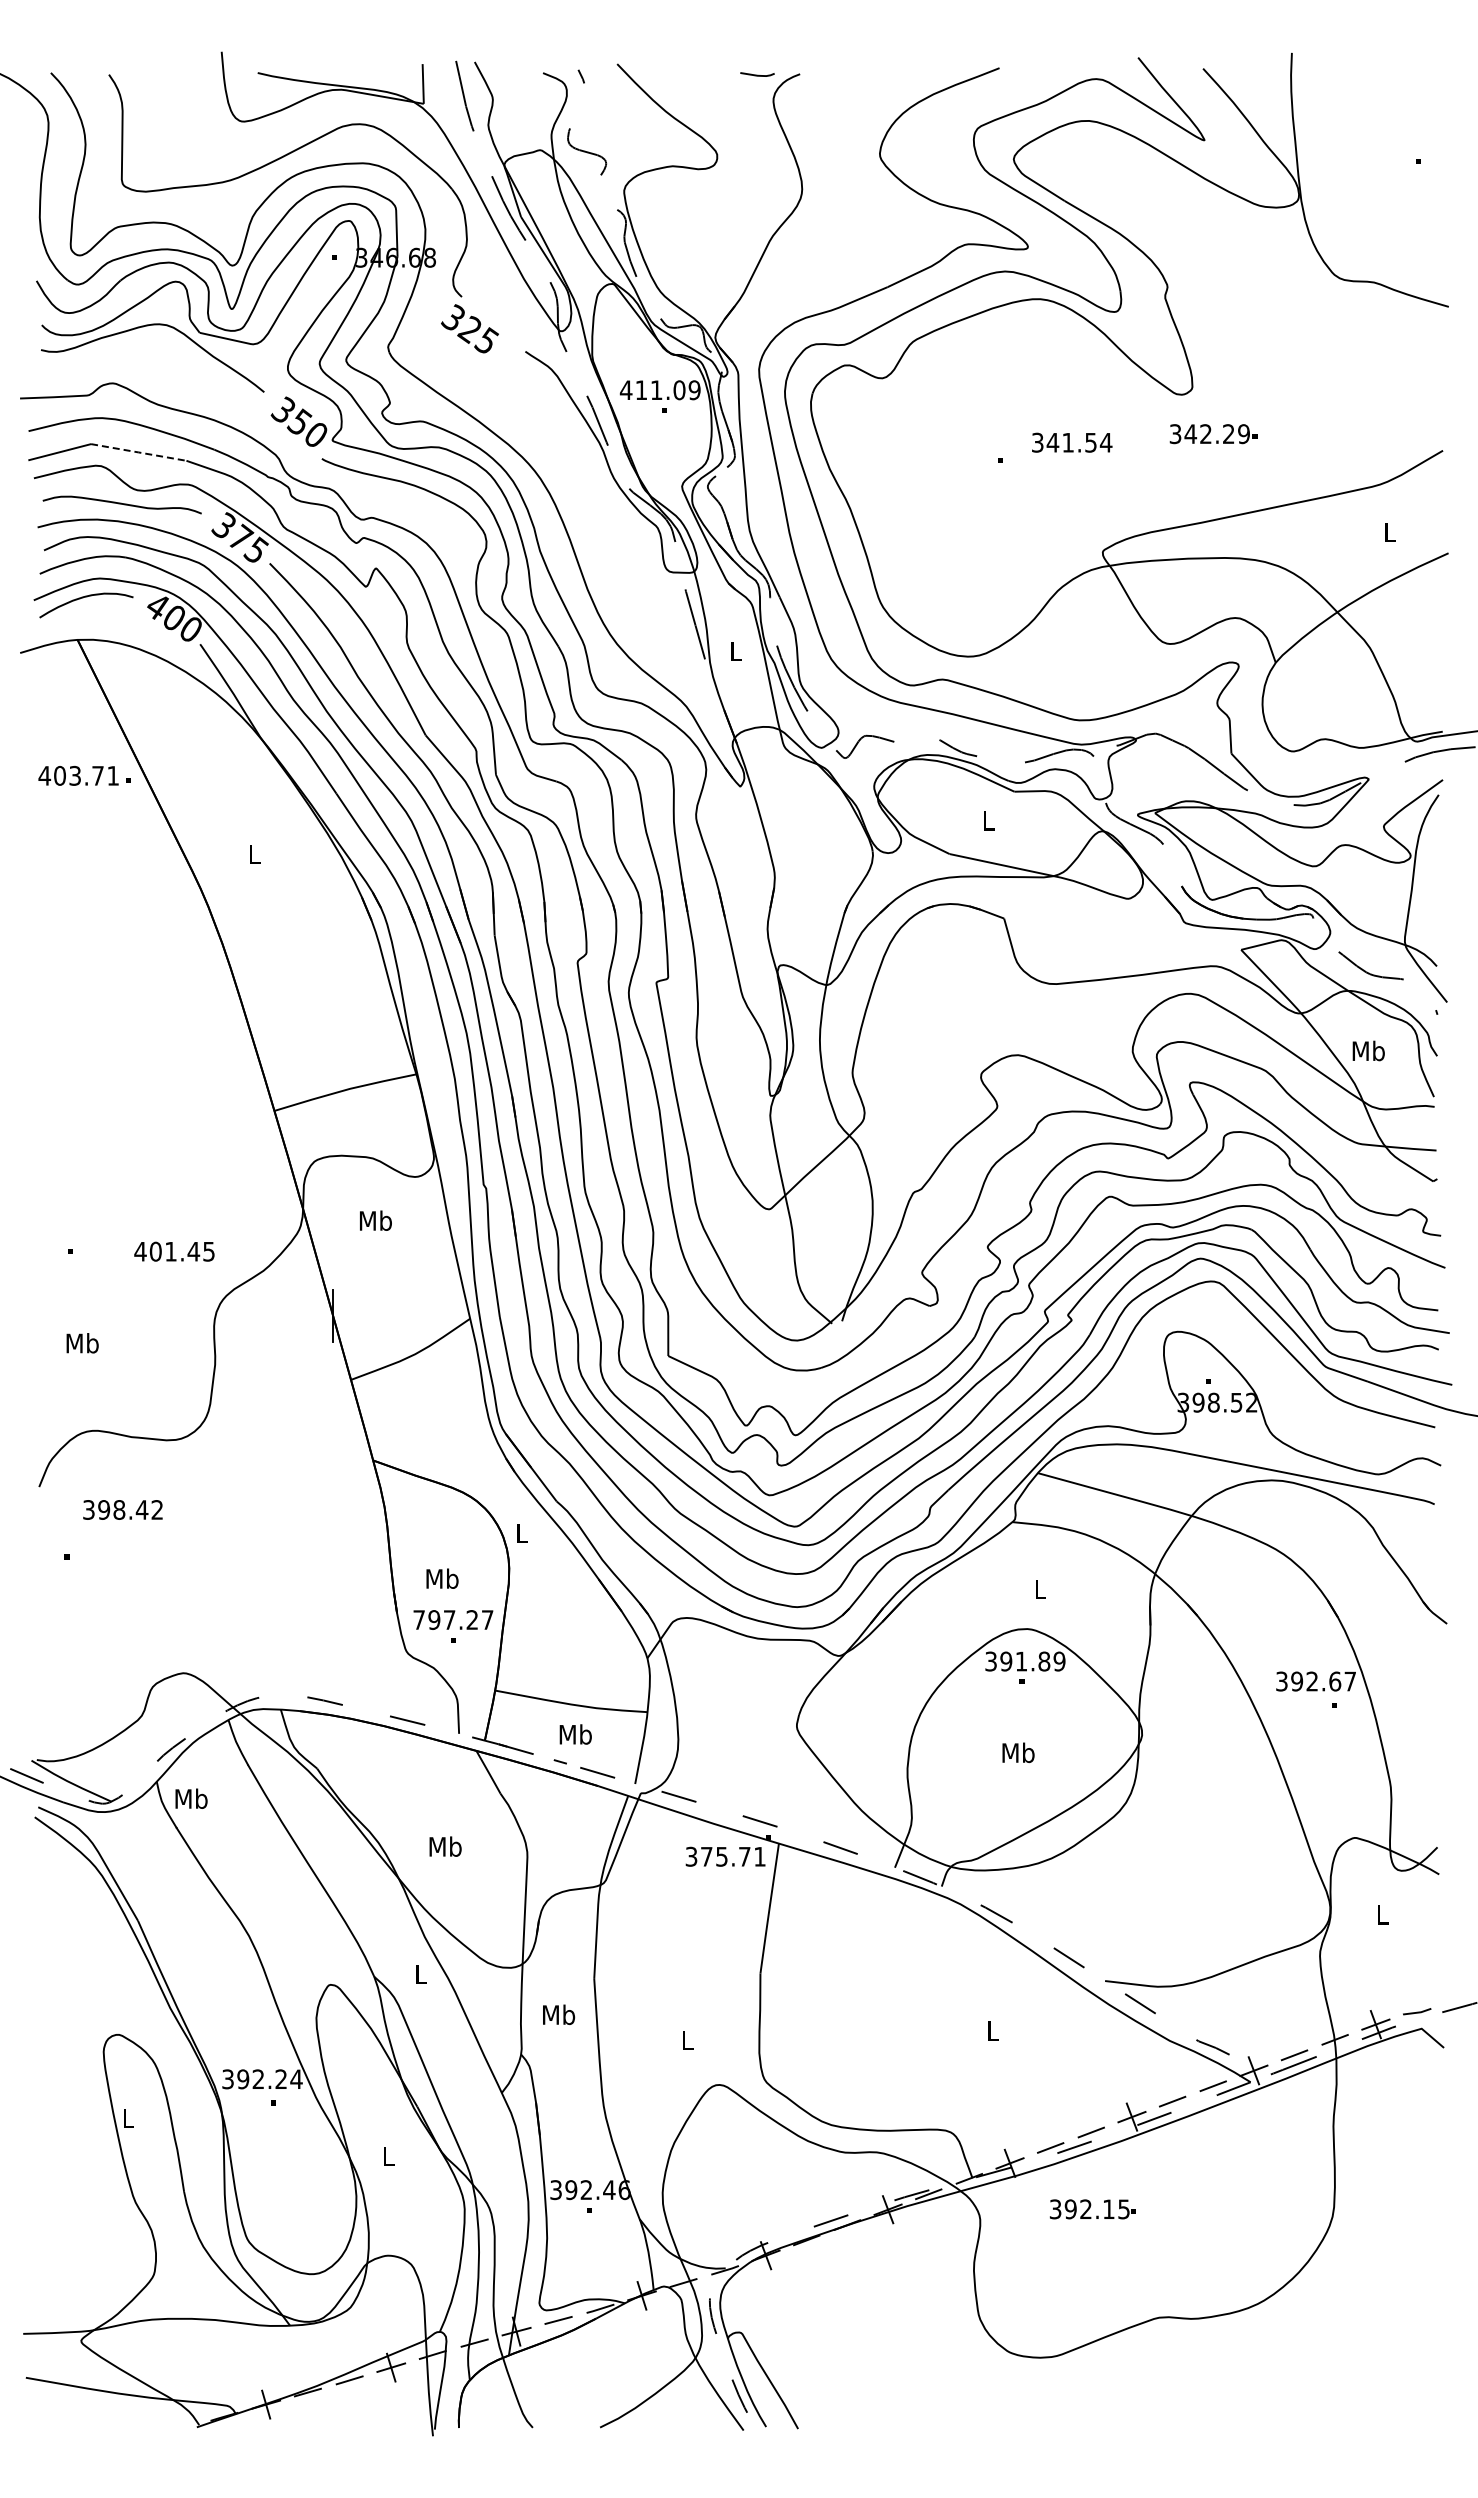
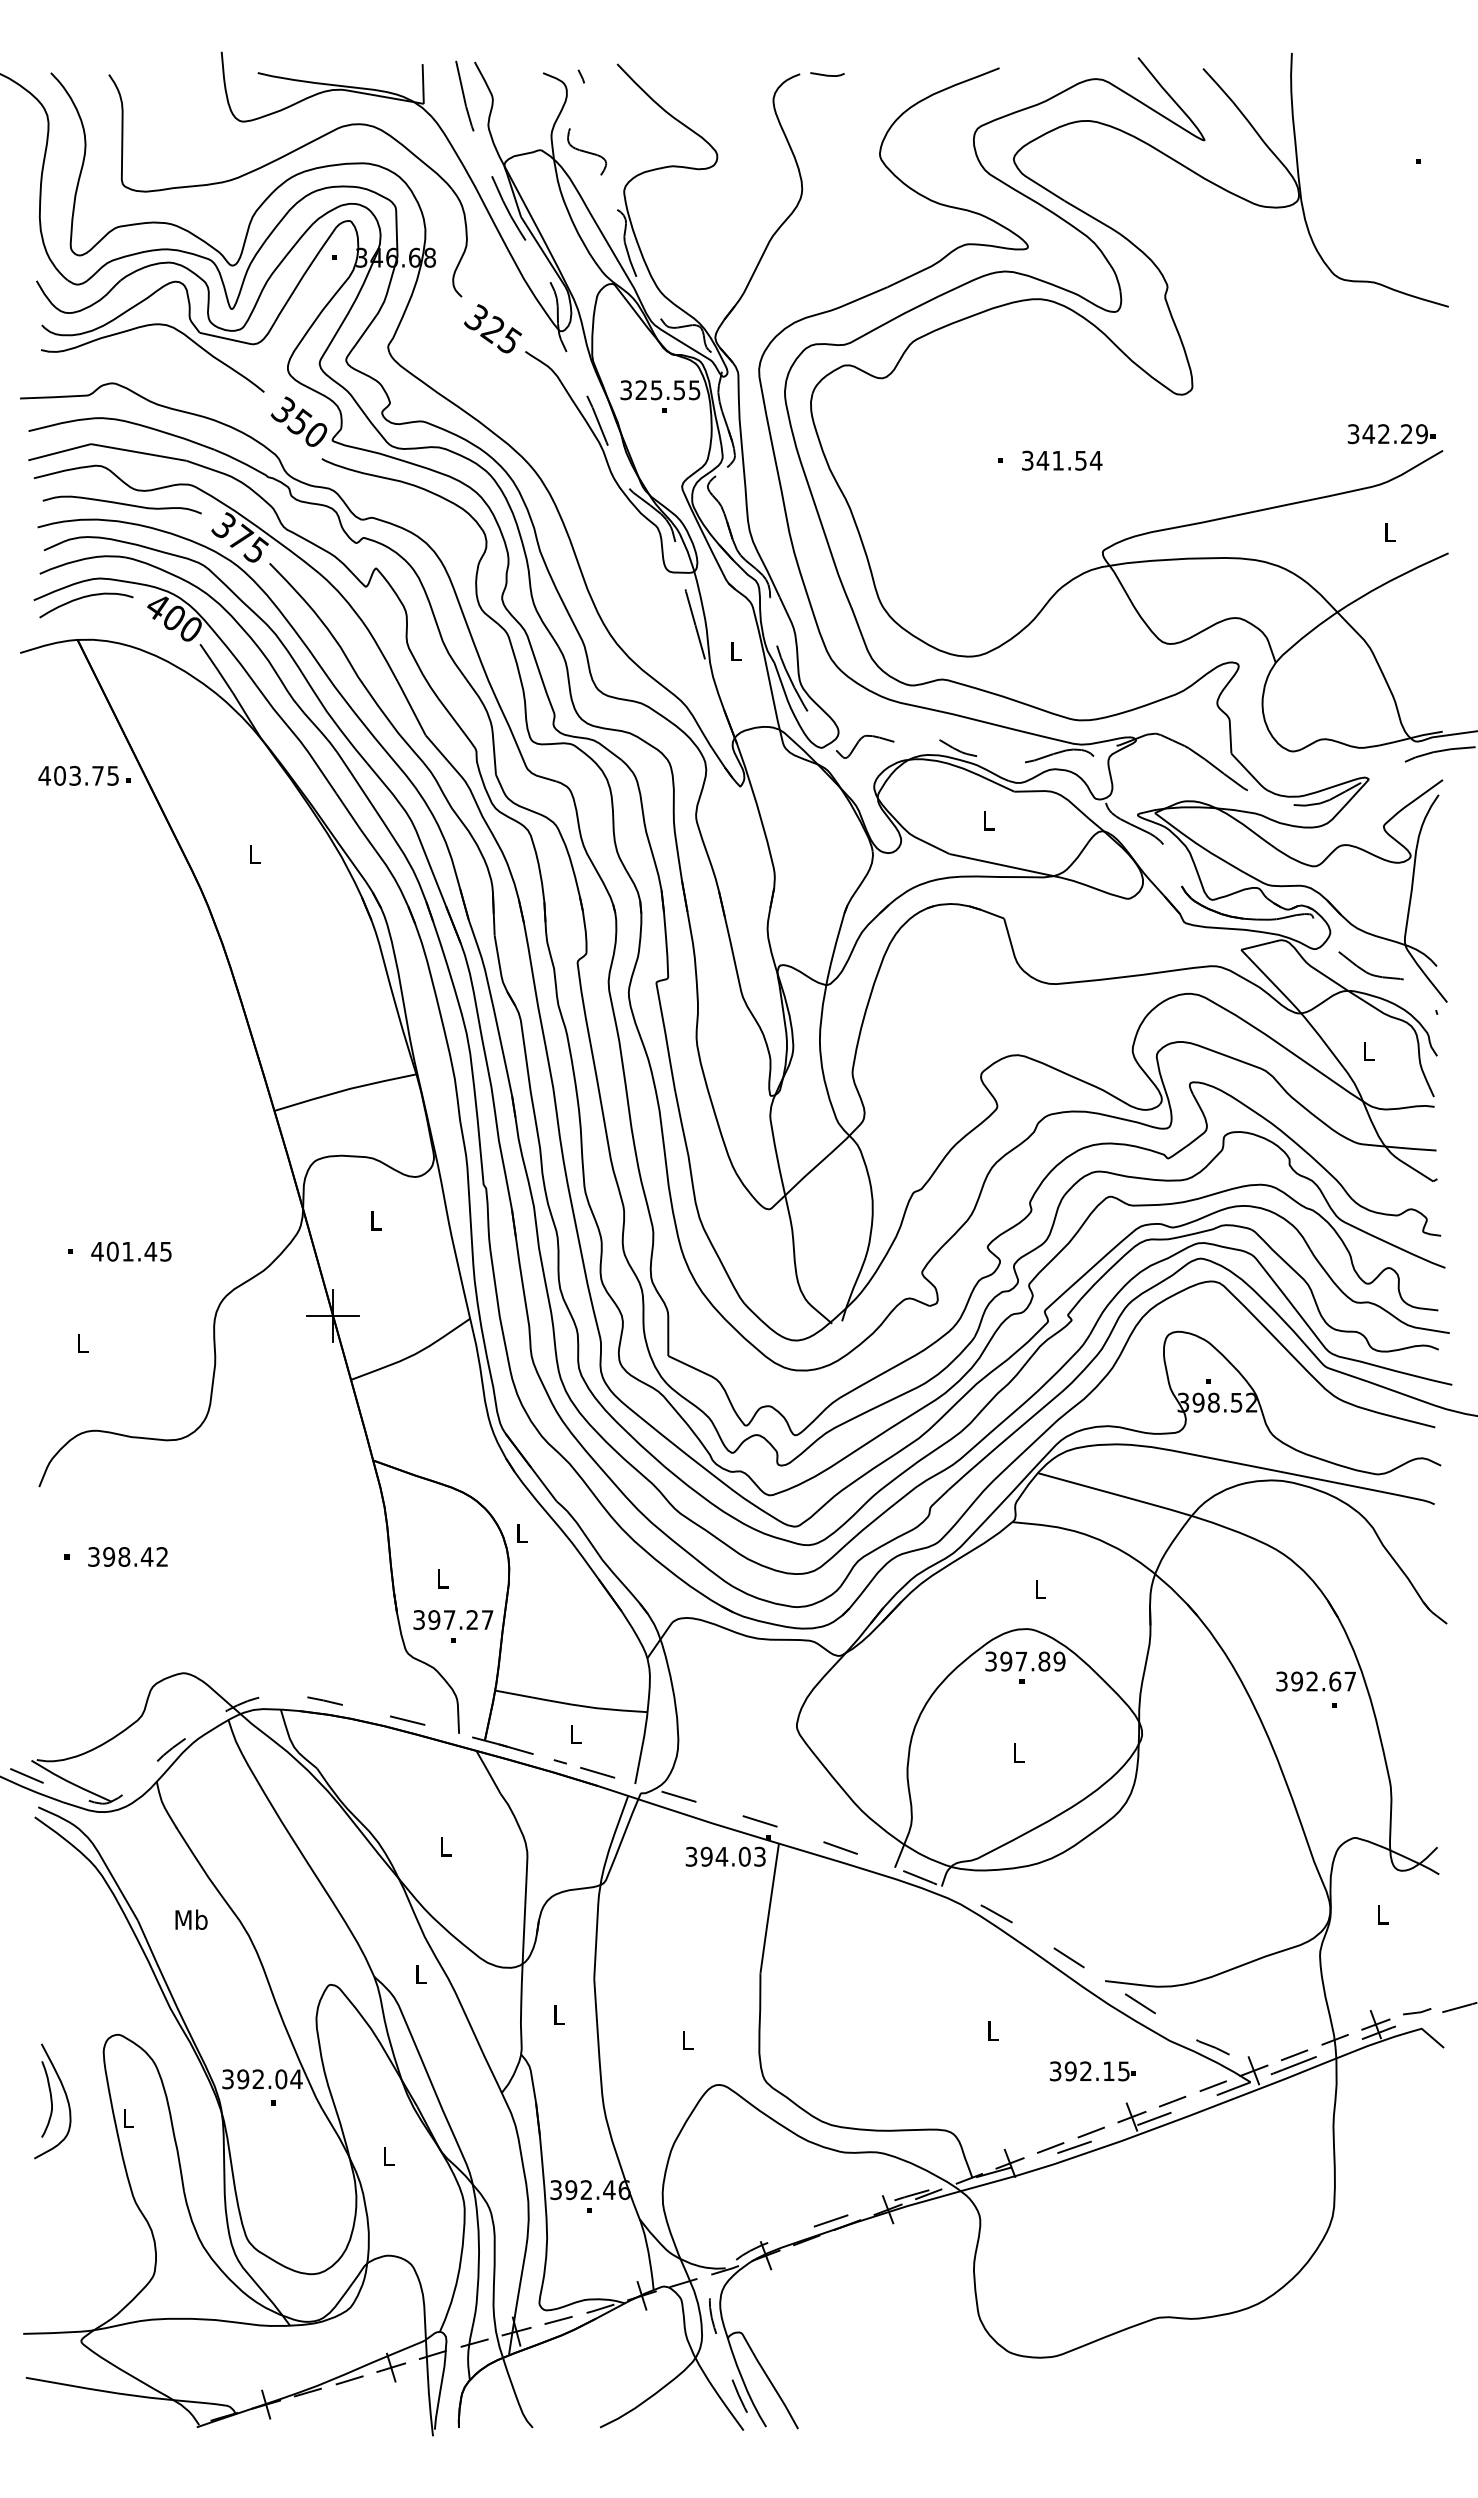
line position: (757, 74) -> (827, 74) (827, 74)
text position: (469, 328) -> (492, 328) (492, 328)
text: 411.09 -> 325.55 (659, 390)
text position: (1213, 434) -> (1391, 434) (1391, 434)
text position: (1072, 442) -> (1062, 460) (1062, 460)
line: dashed -> solid (138, 452)
text: 403.71 -> 403.75 (112, 775)
text: Mb -> L (1368, 1050)
text: Mb -> L (375, 1220)
text position: (174, 1251) -> (131, 1251) (131, 1251)
line: none -> present (332, 1315)
text: Mb -> L (82, 1343)
text position: (122, 1509) -> (127, 1556) (127, 1556)
text: Mb -> L (442, 1578)
text: 797.27 -> 397.27 (418, 1619)
text: 391.89 -> 397.89 (1021, 1661)
text: Mb -> L (575, 1734)
text: Mb -> L (1018, 1752)
text position: (191, 1798) -> (191, 1919) (191, 1919)
text: Mb -> L (445, 1846)
text: 375.71 -> 394.03 (732, 1856)
text: Mb -> L (559, 2014)
text: 392.24 -> 392.04 (281, 2079)
part: none -> present (52, 2101)
text position: (1092, 2209) -> (1092, 2071) (1092, 2071)
